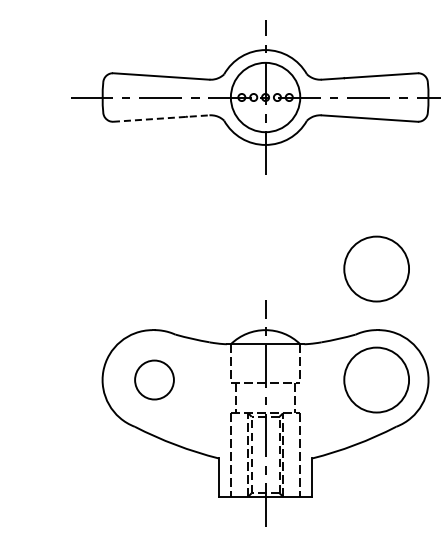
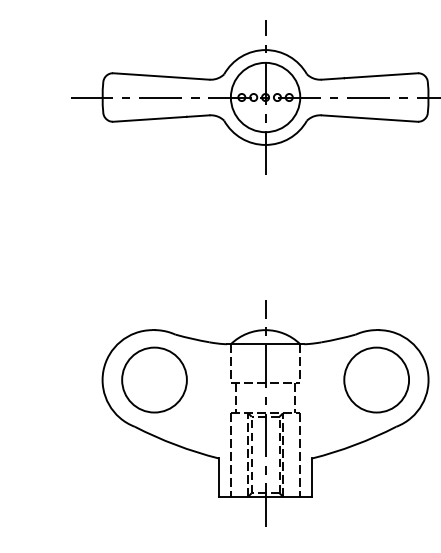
line: dashed -> solid (161, 118)
part: present -> none (376, 268)
part size: 41x42 px -> 67x68 px (154, 379)
